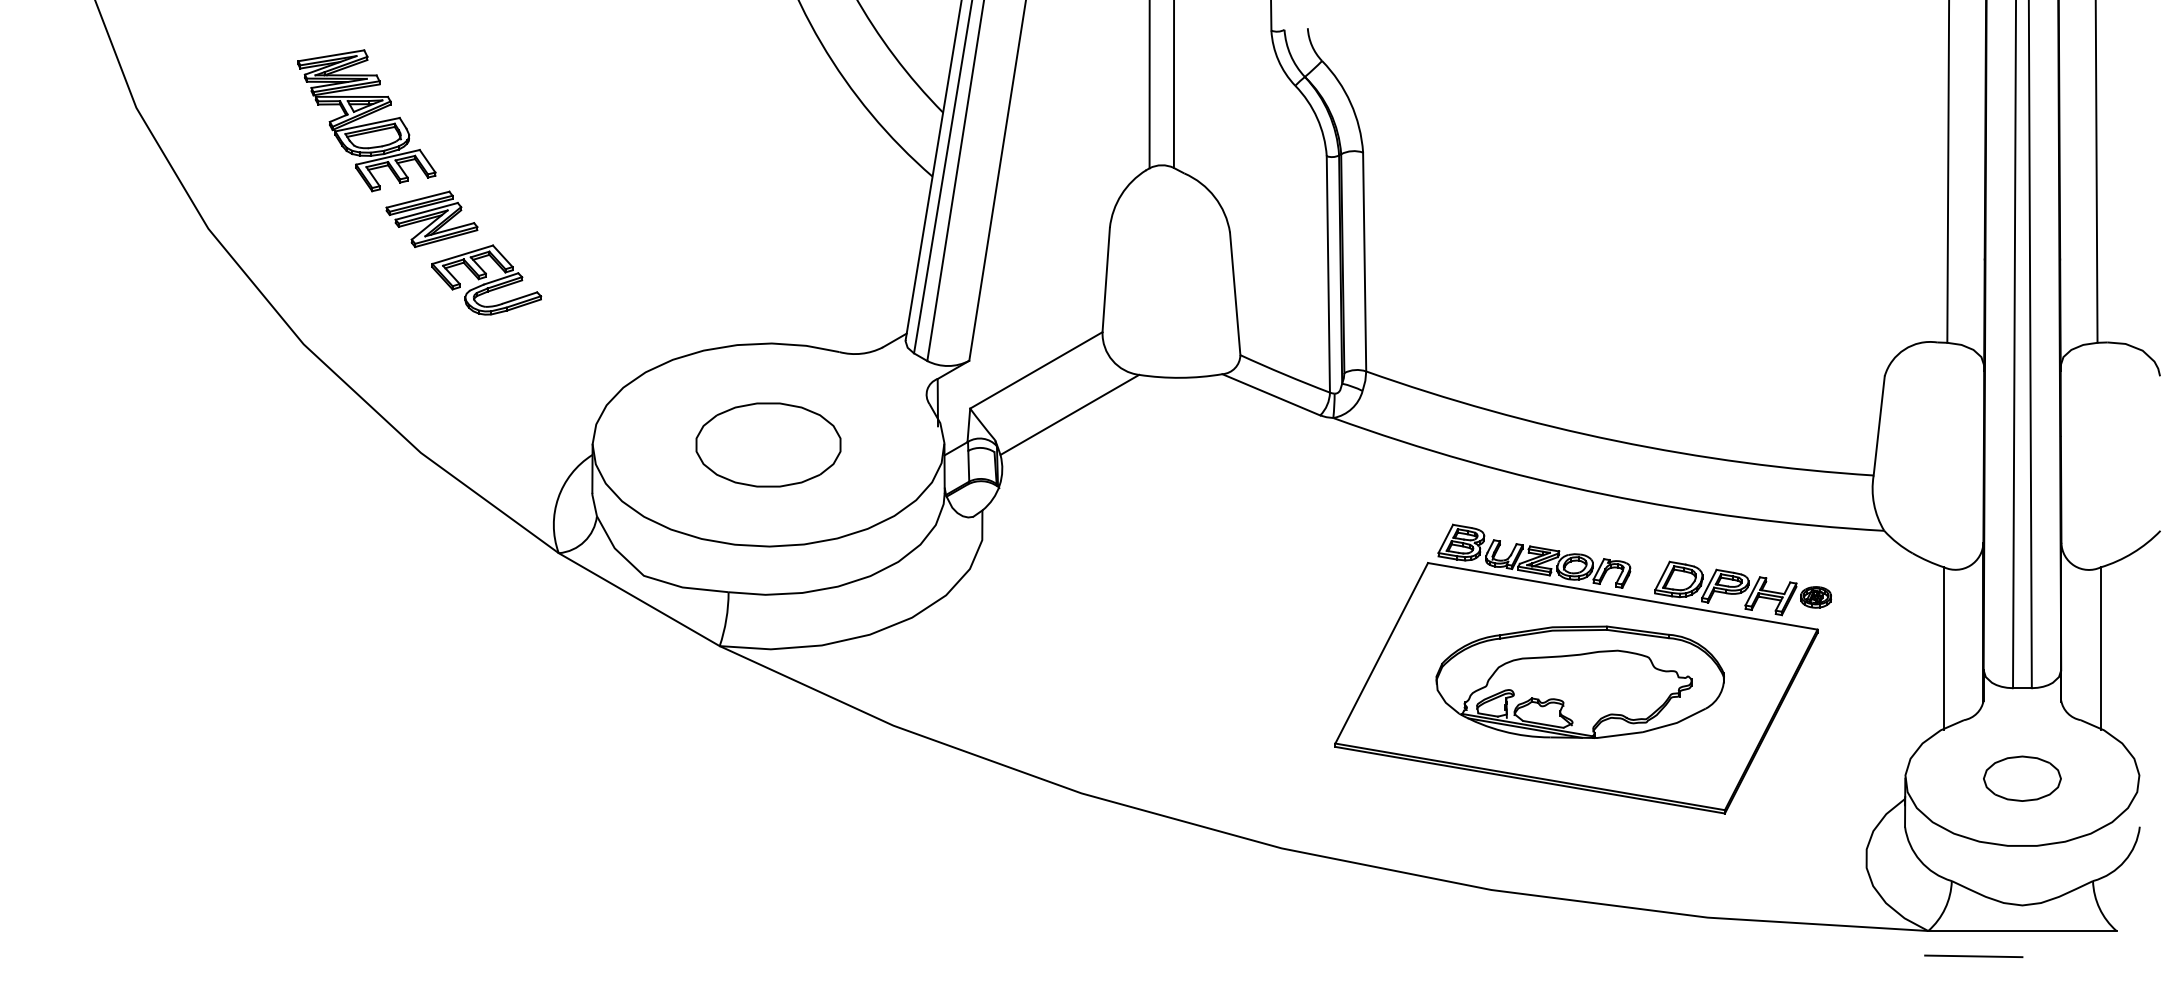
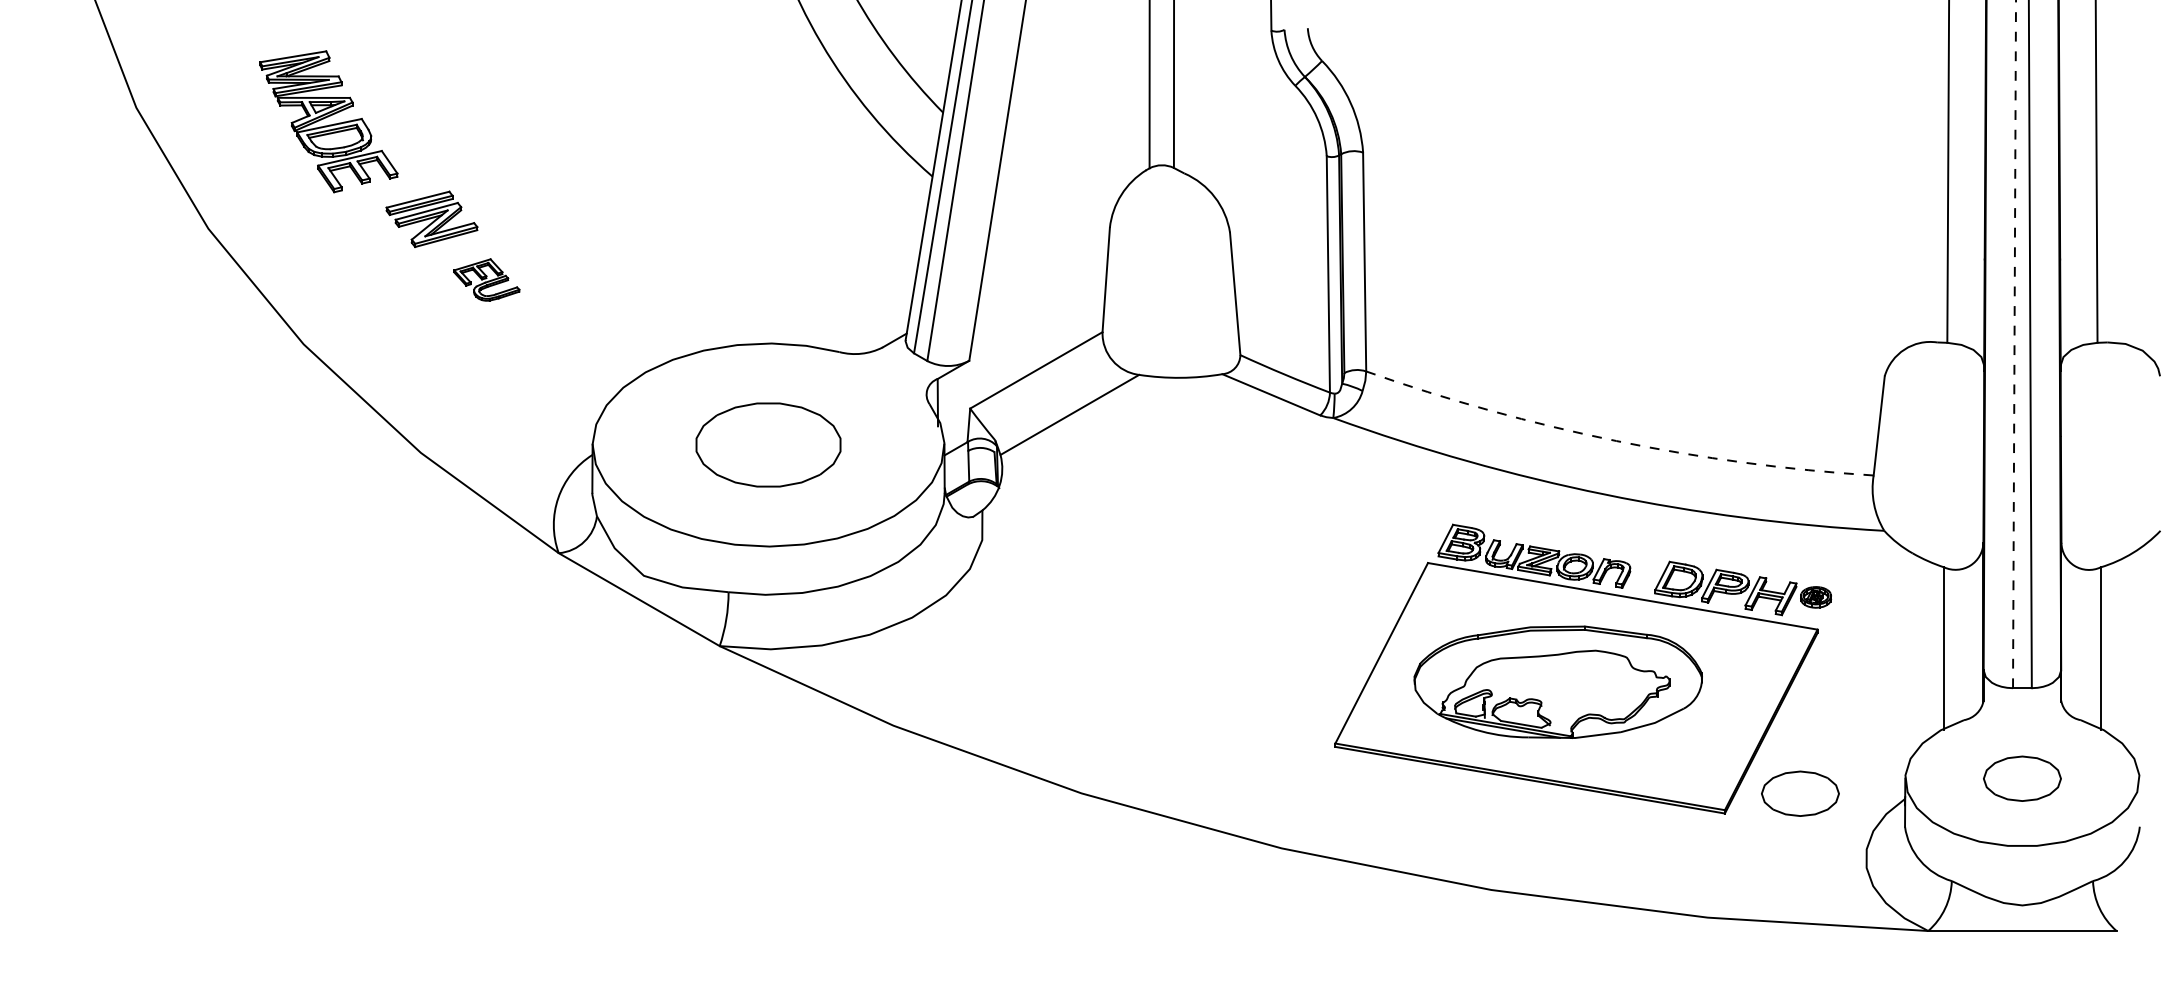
part position: (366, 120) -> (328, 121) (328, 121)
part size: 112x72 px -> 68x44 px (486, 279)
line: solid -> dashed (2014, 344)
arc: solid -> dashed (1616, 441)
part position: (1579, 681) -> (1557, 681) (1557, 681)
part: none -> present (1800, 793)
line: present -> none (1973, 956)
